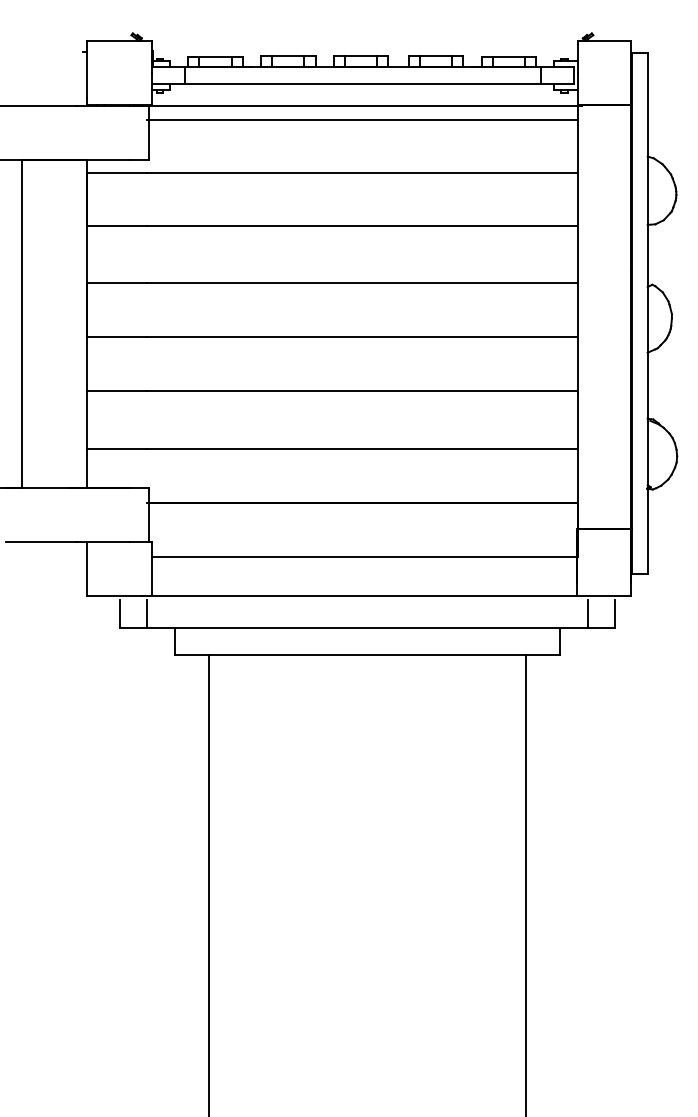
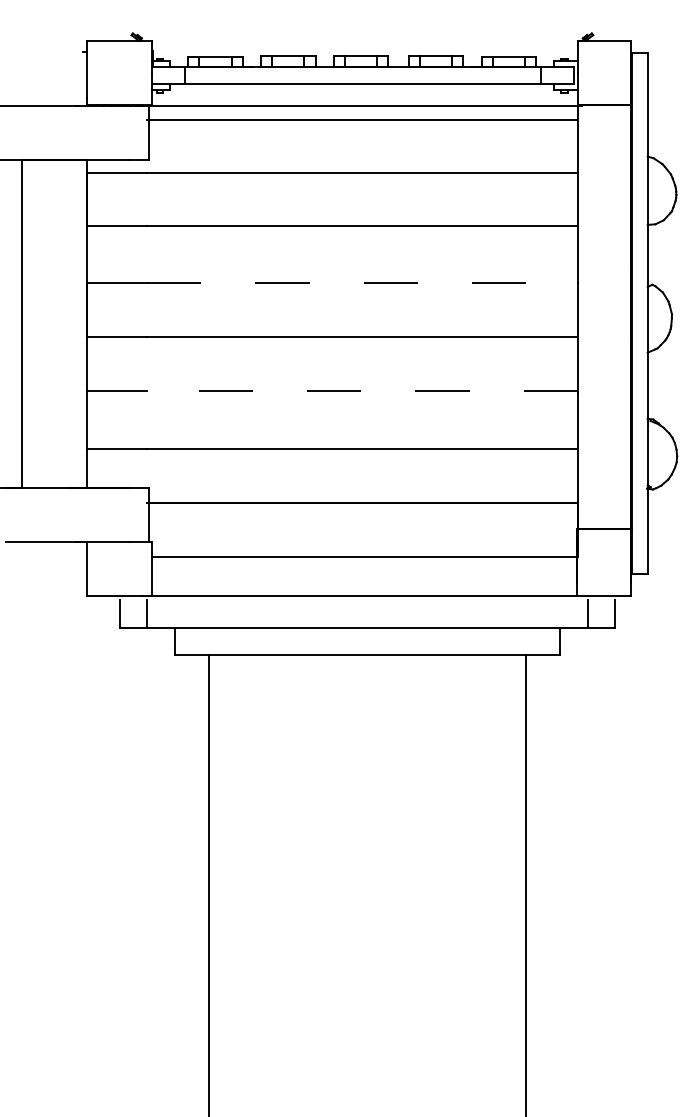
line: solid -> dashed (363, 283)
line: solid -> dashed (362, 391)
